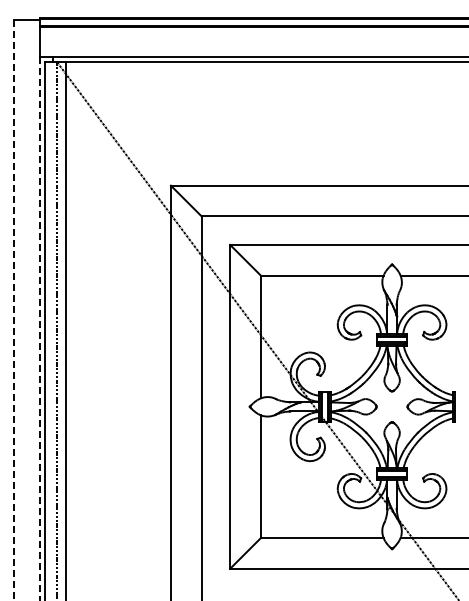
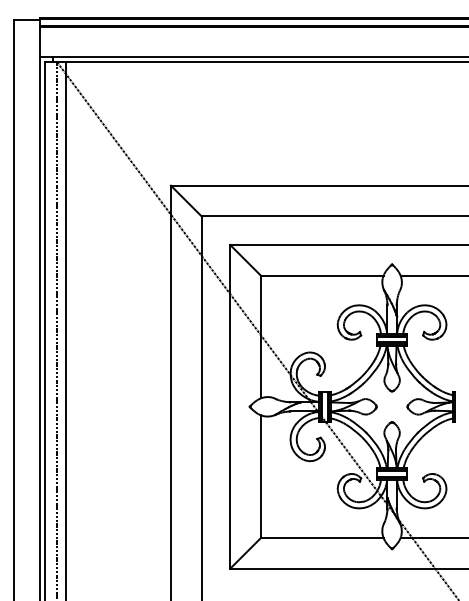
line: dashed -> solid (14, 310)
line: dashed -> solid (39, 328)
